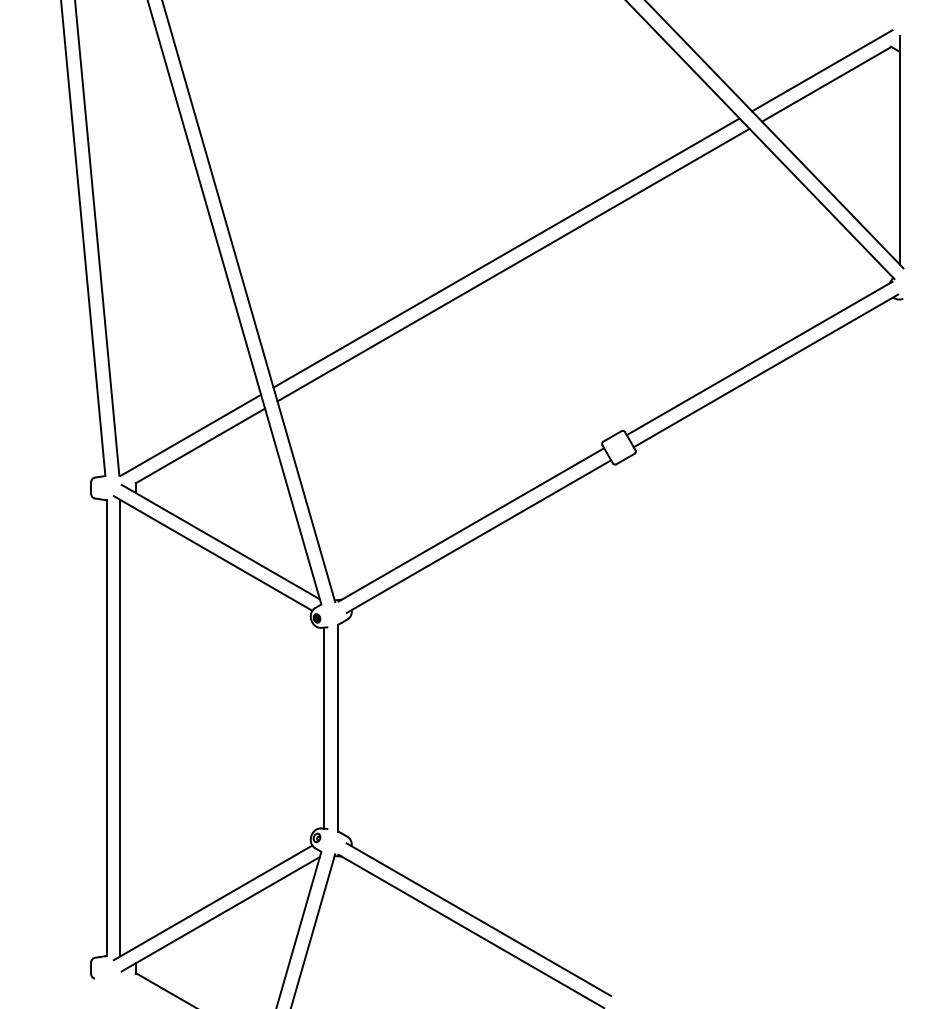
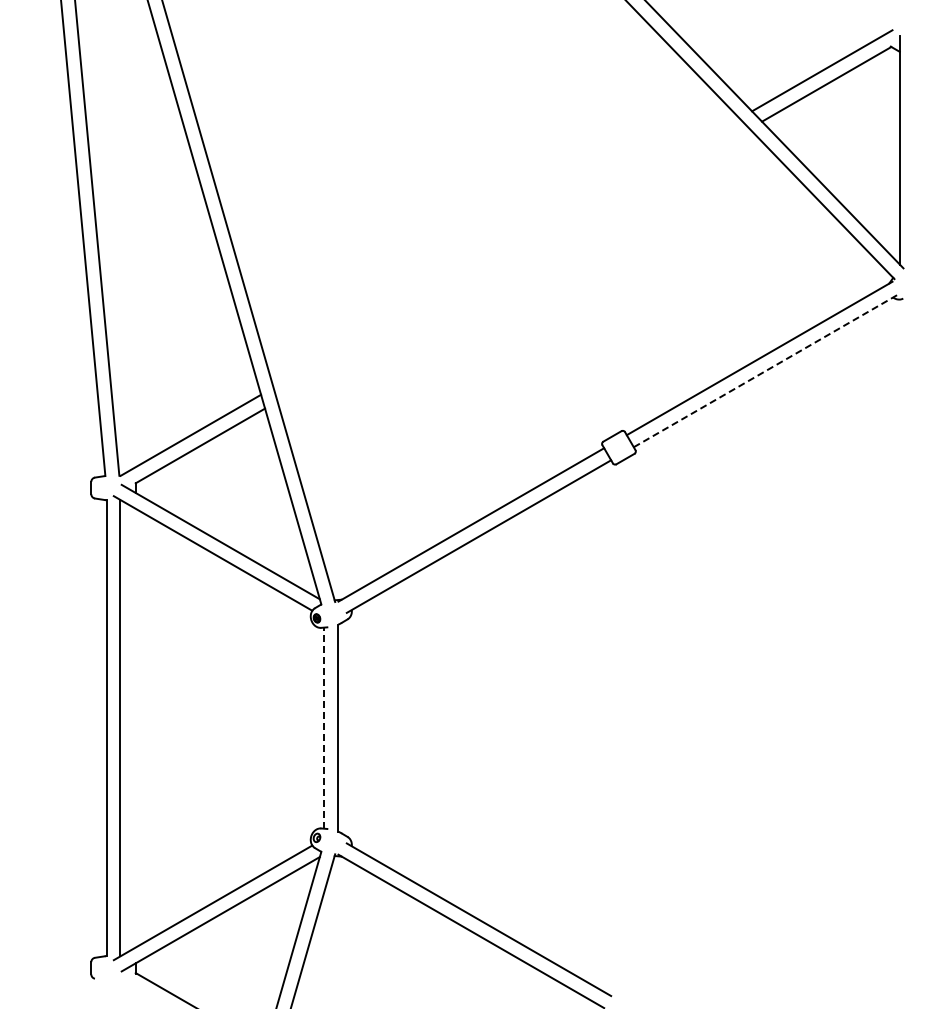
line: present -> none (506, 252)
line: present -> none (513, 264)
line: solid -> dashed (765, 370)
line: solid -> dashed (324, 728)
